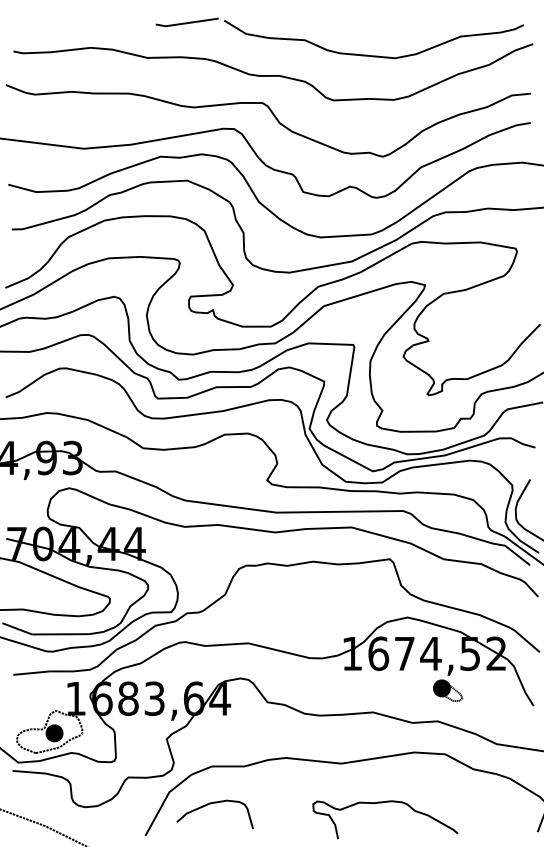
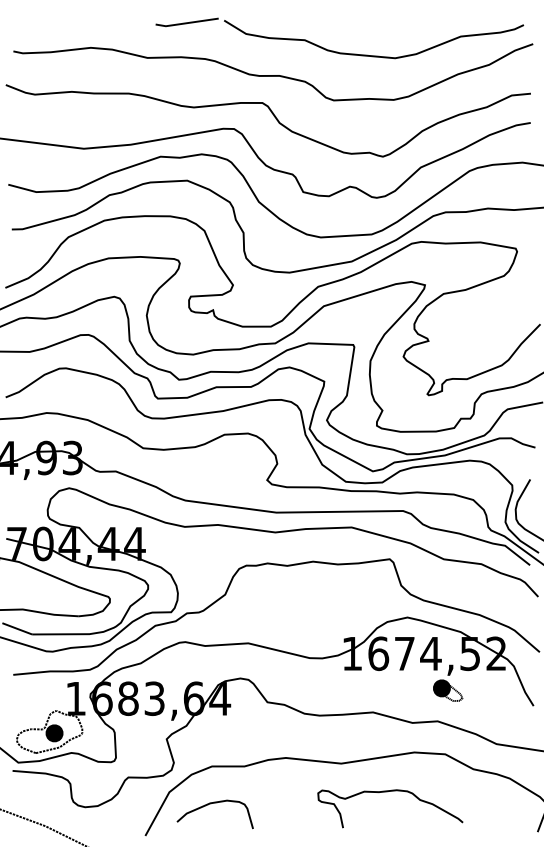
curve position: (382, 803) -> (387, 792) (387, 792)
